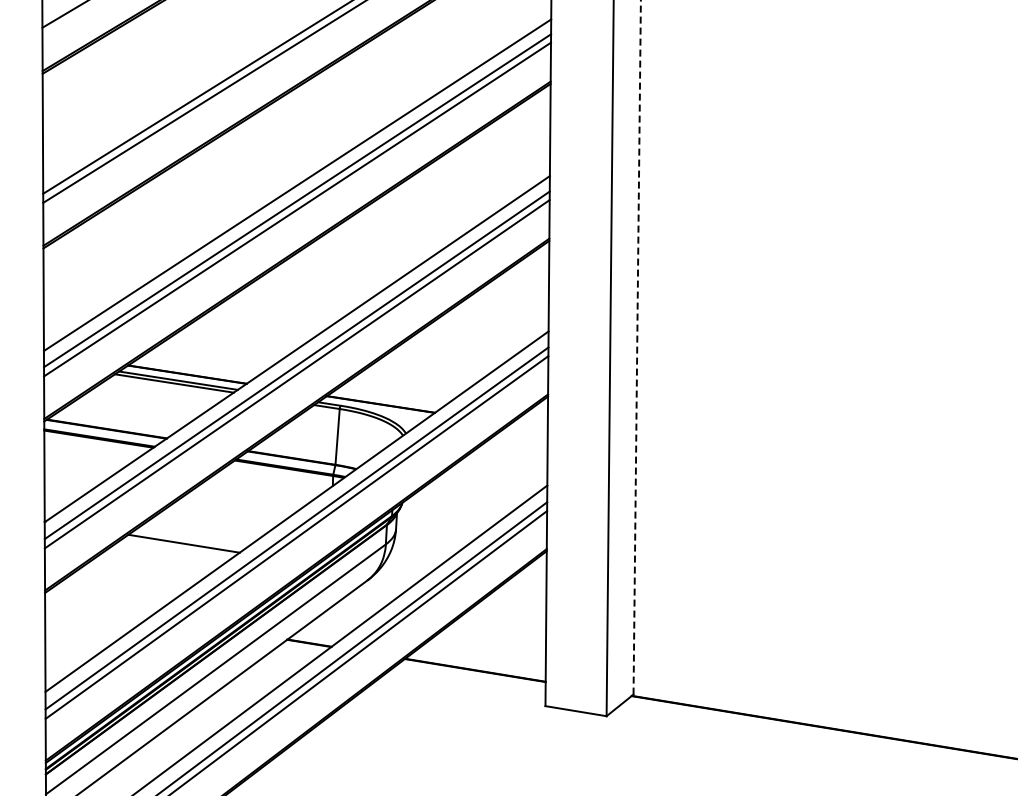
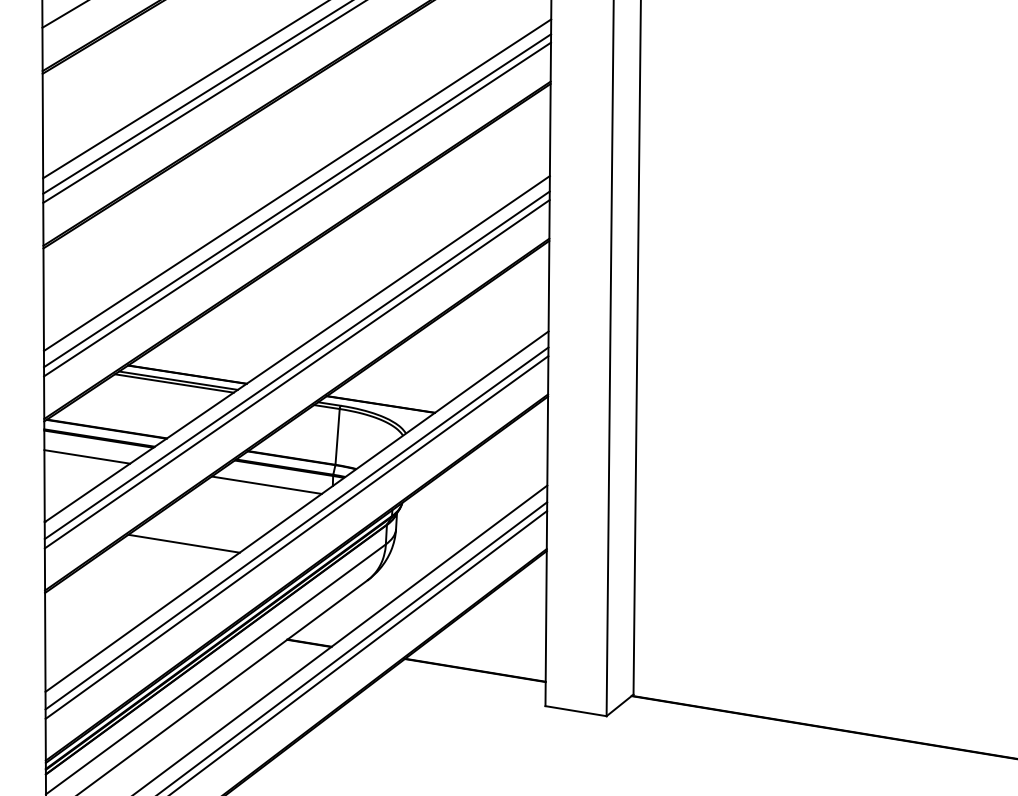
line: none -> present (184, 90)
line: dashed -> solid (637, 347)
line: none -> present (87, 456)
line: none -> present (266, 484)
